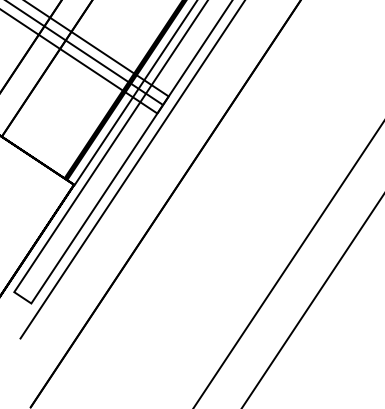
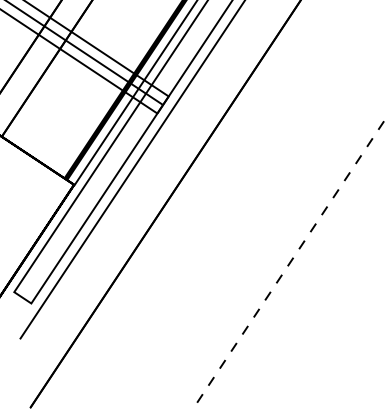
line: solid -> dashed (288, 264)
line: present -> none (312, 301)
